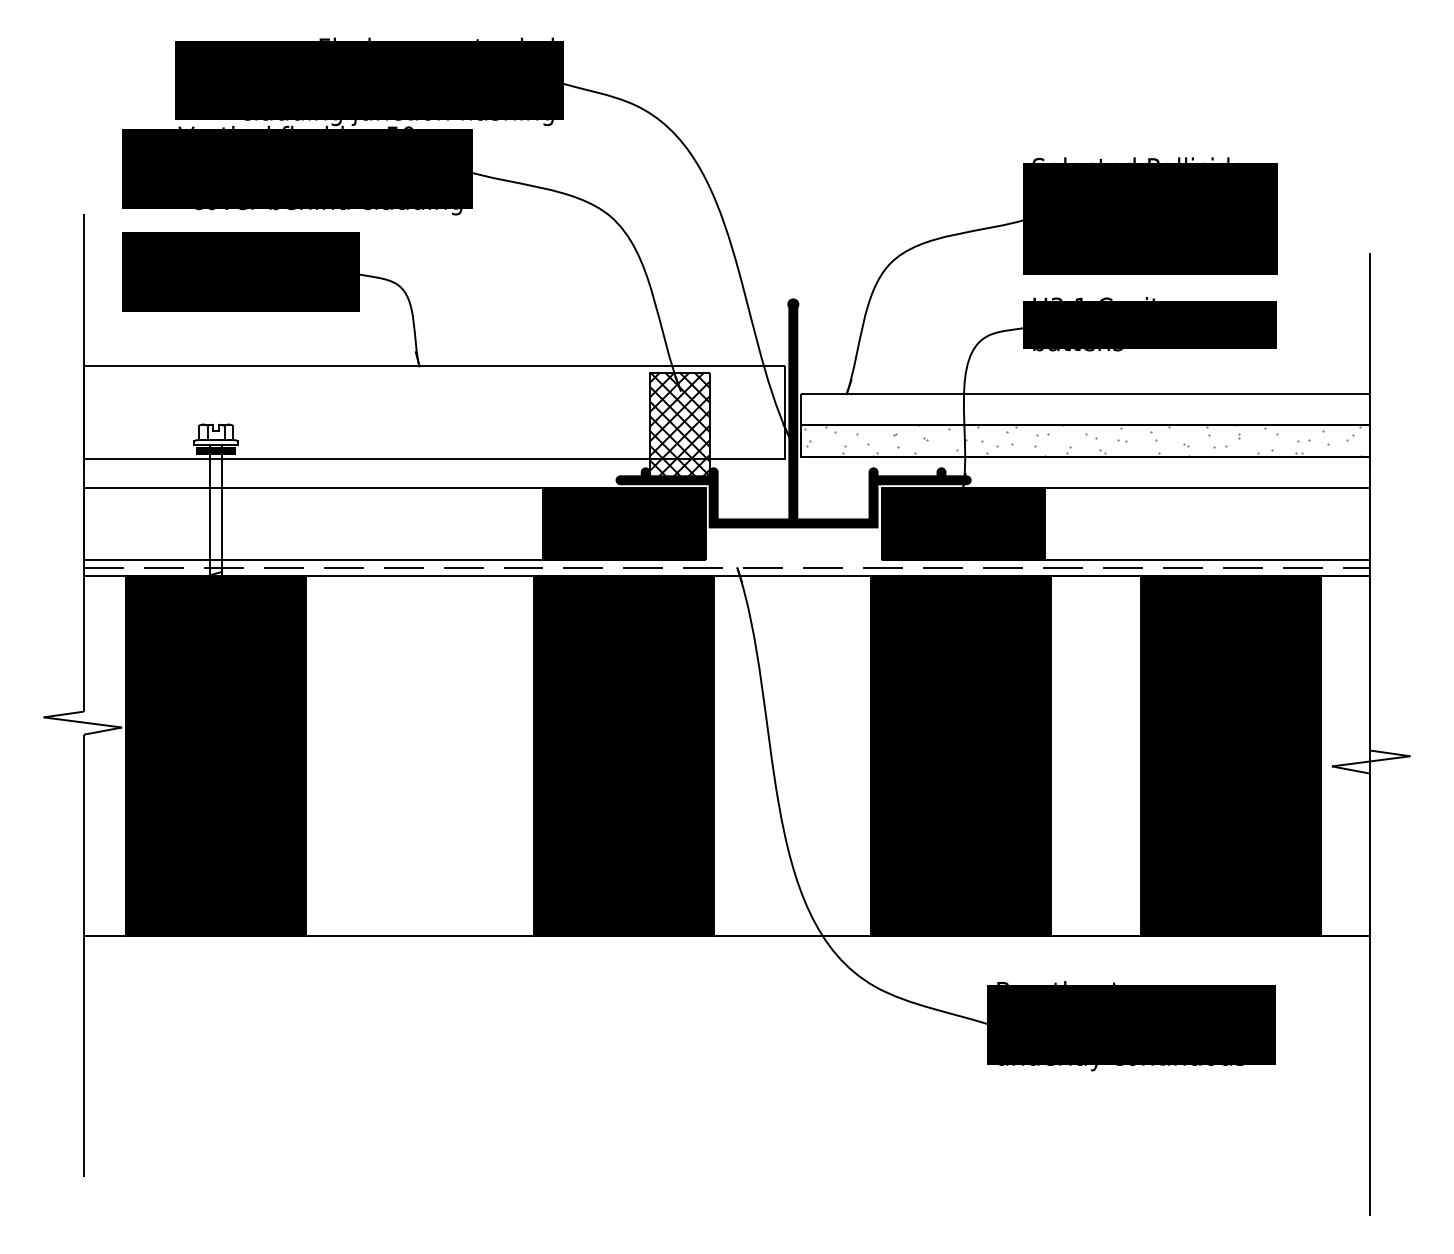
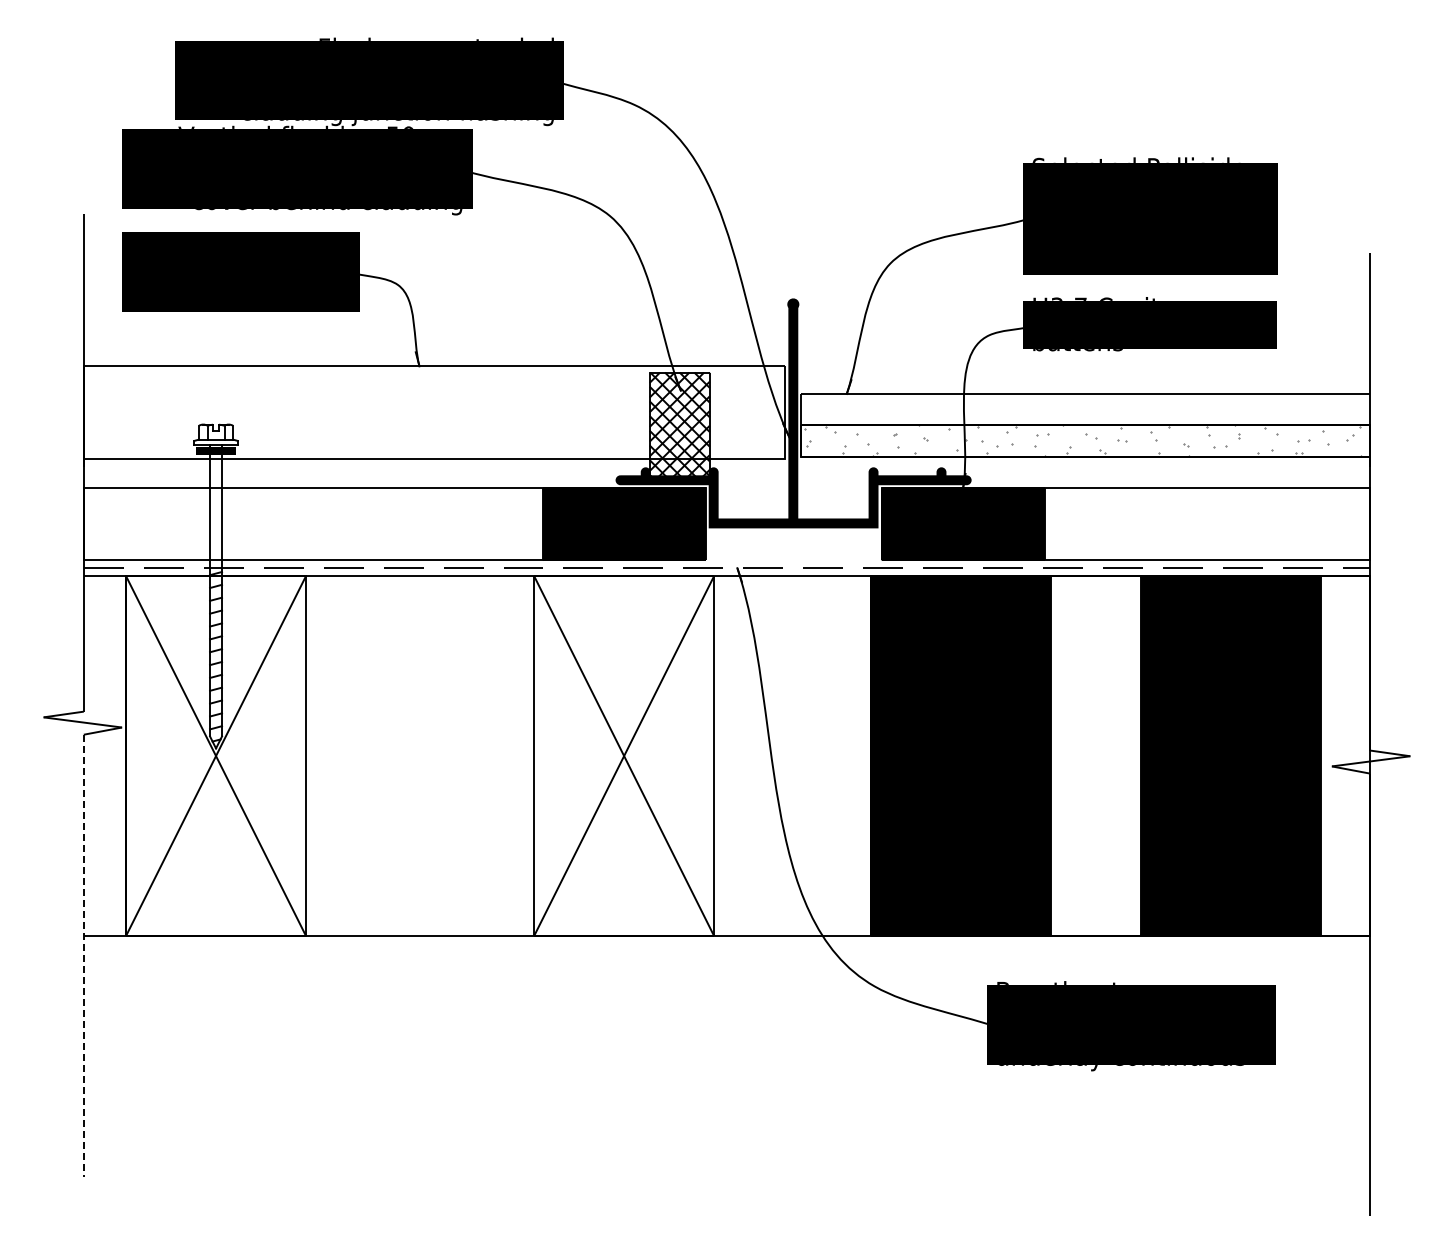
text: H3.1 -> H3.7 (1080, 298)
fill: present -> none (215, 755)
fill: present -> none (624, 755)
line: solid -> dashed (83, 956)
